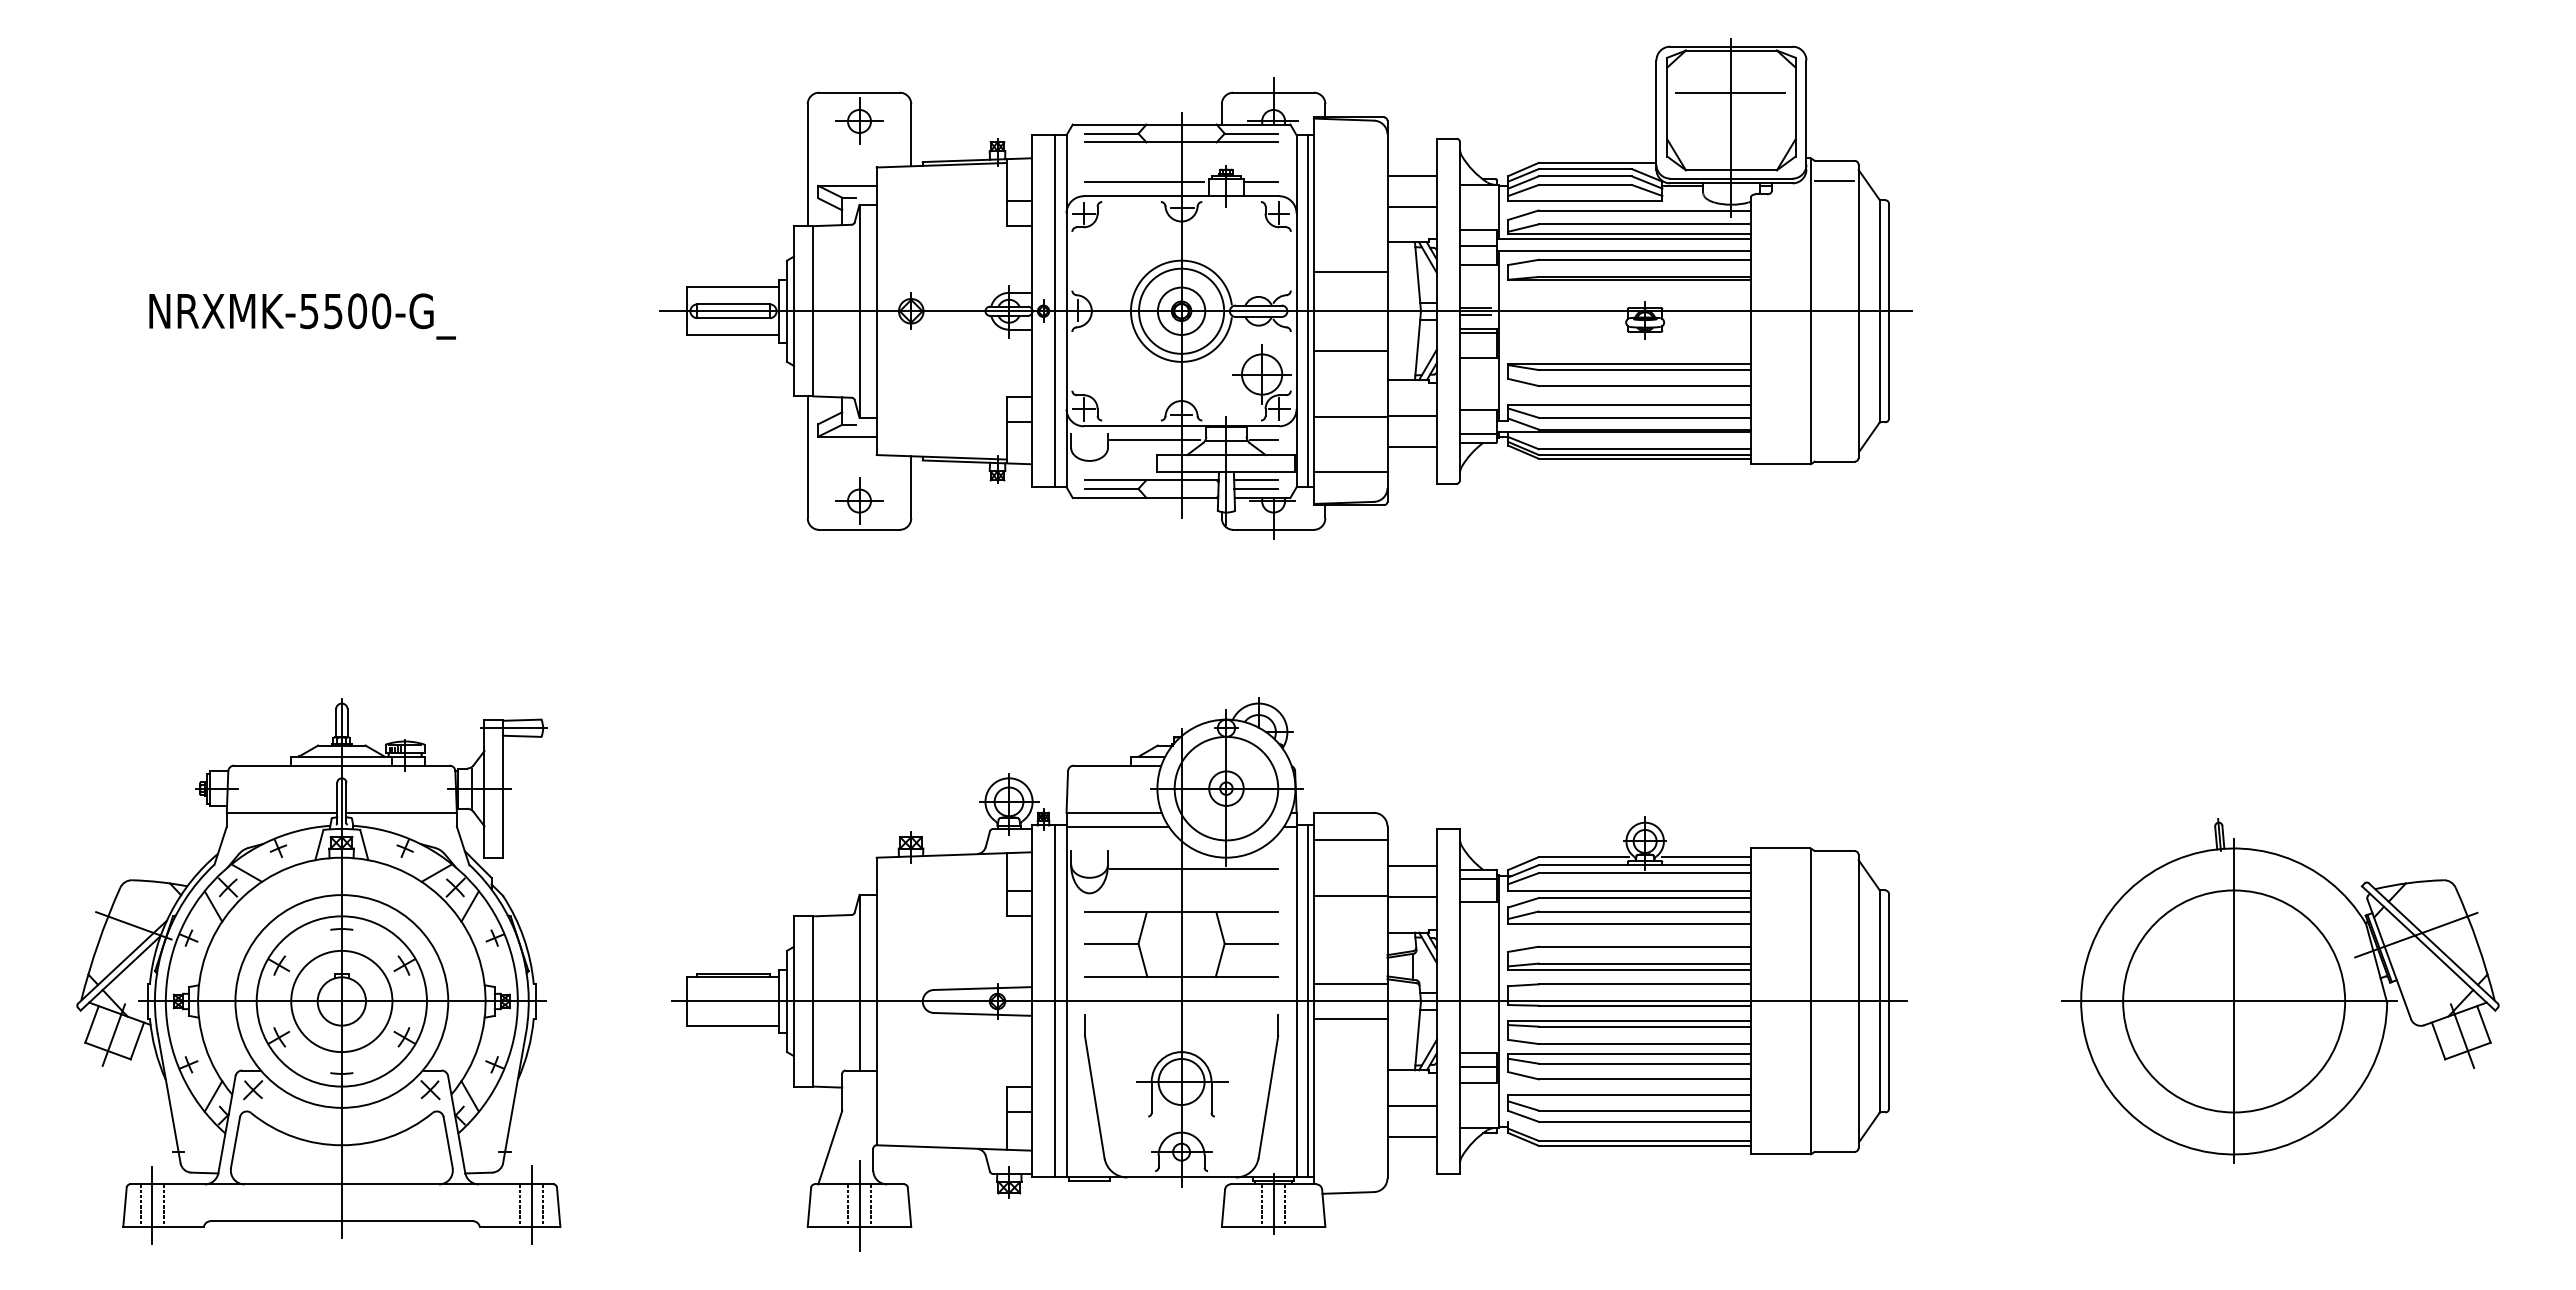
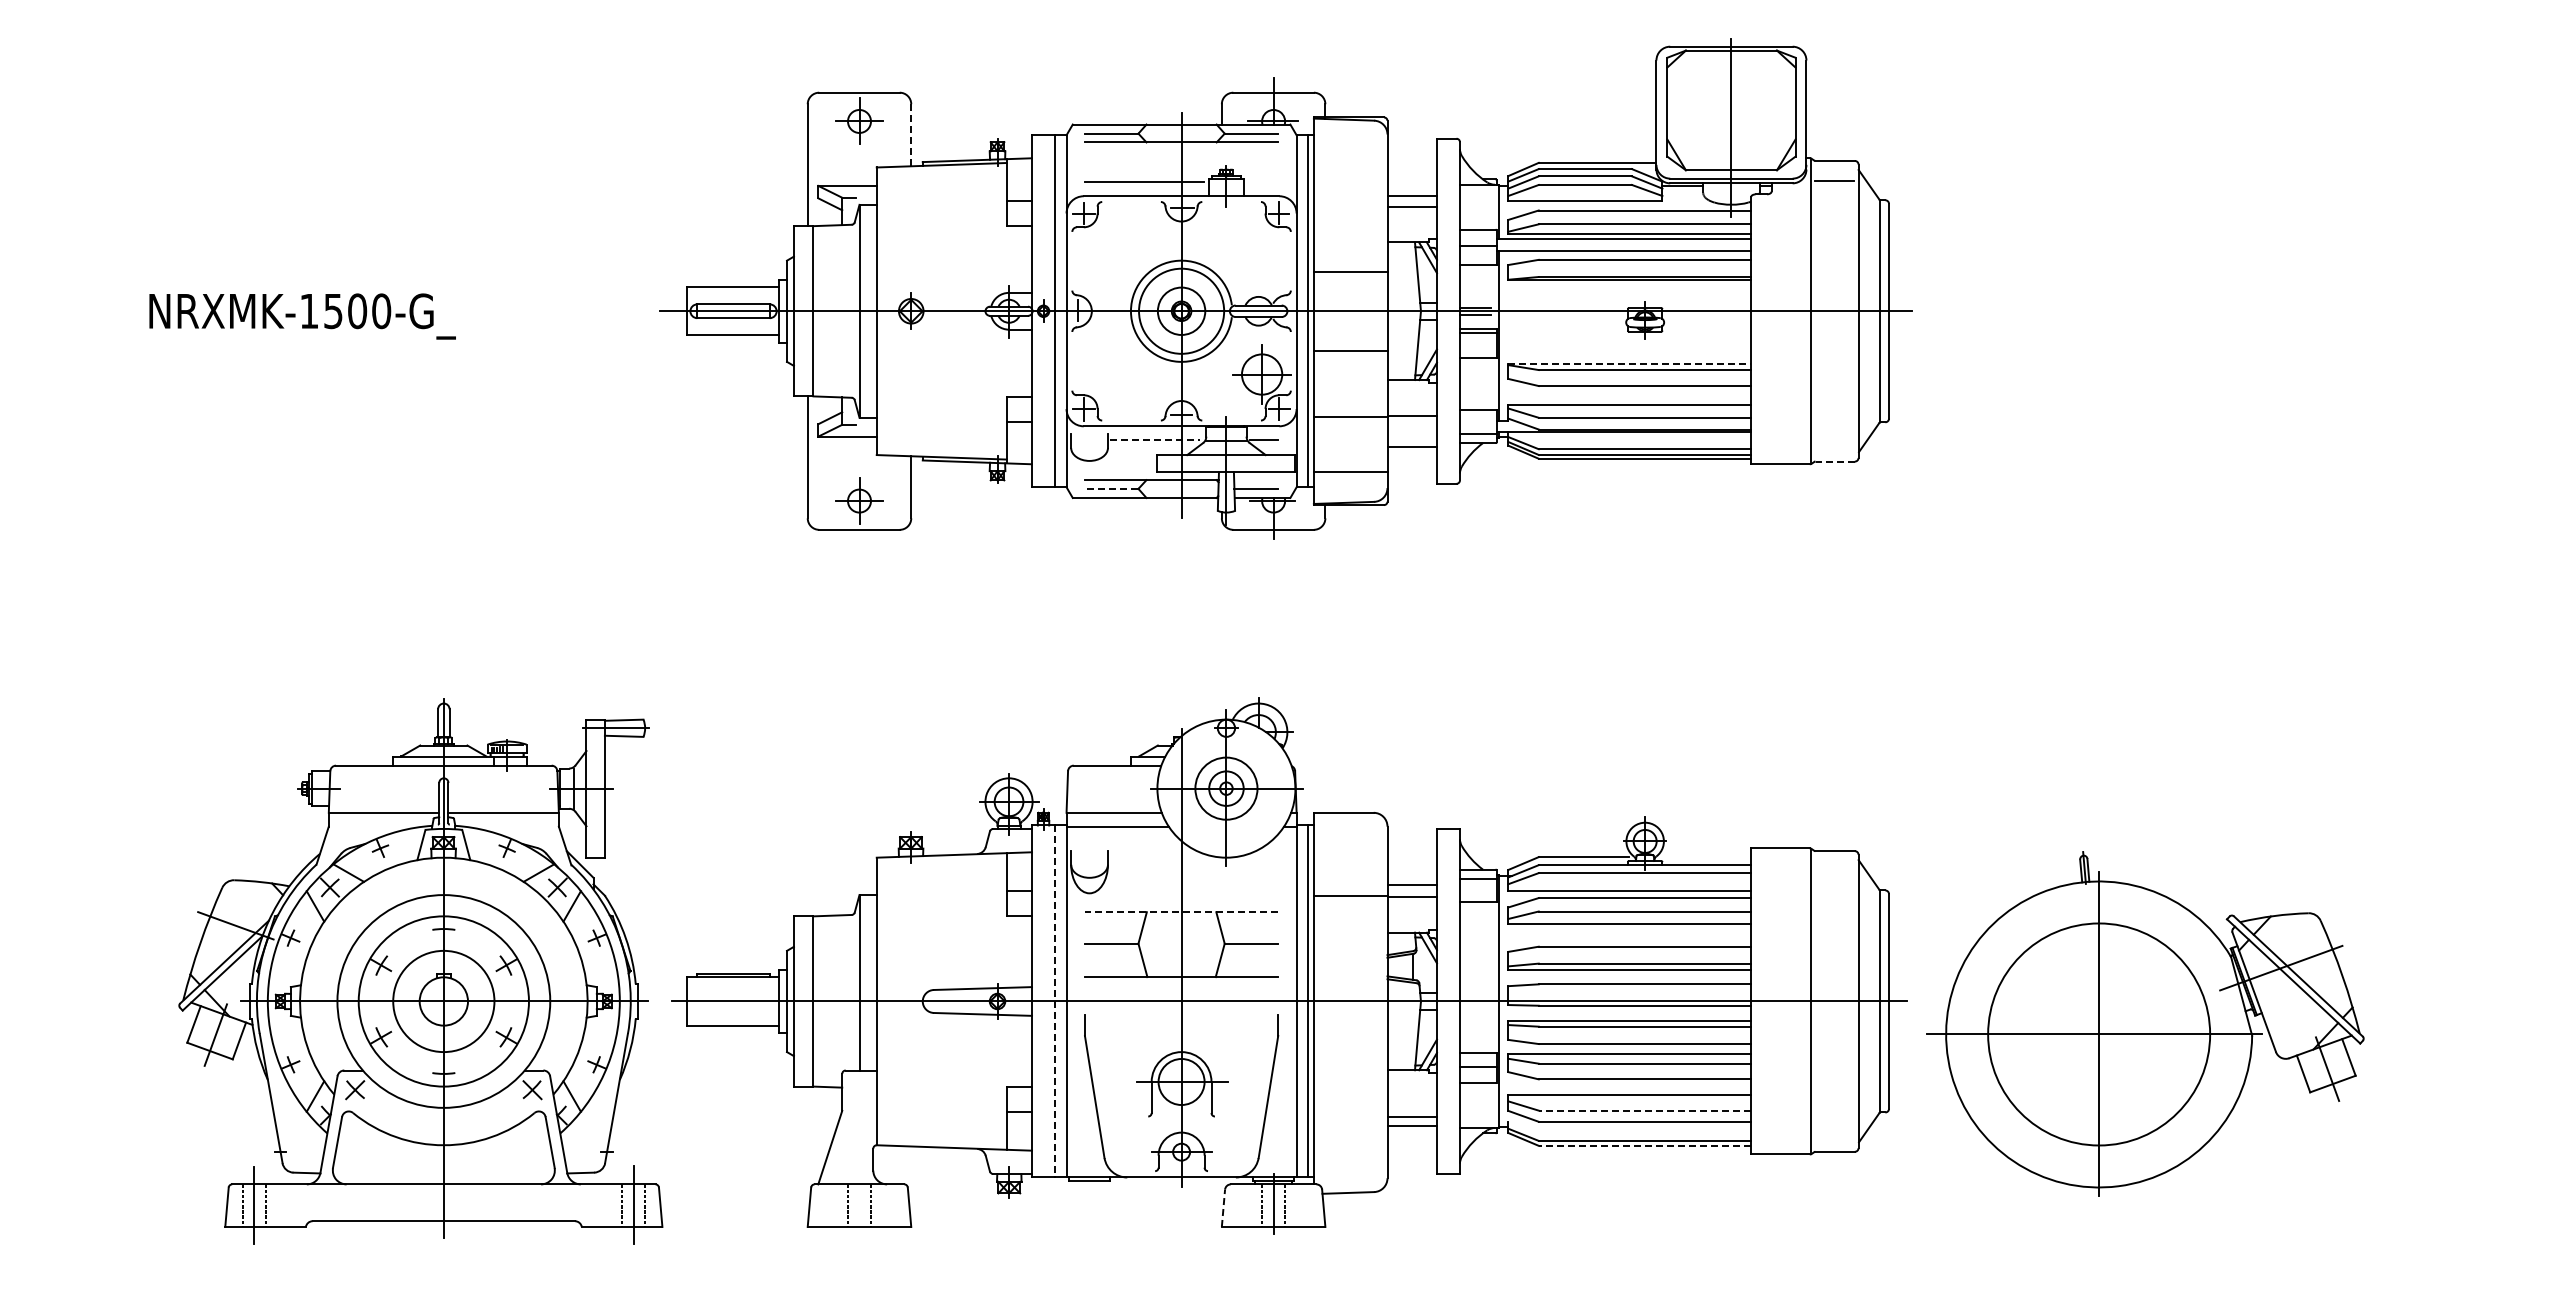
line: present -> none (1730, 93)
line: solid -> dashed (911, 135)
line position: (1411, 175) -> (1411, 195) (1411, 195)
line: present -> none (1262, 182)
text: NRXMK-5500-G_ -> NRXMK-1500-G_ (309, 311)
line: solid -> dashed (1630, 364)
line: solid -> dashed (1155, 440)
line: solid -> dashed (1835, 461)
line: present -> none (1256, 480)
line: solid -> dashed (1111, 488)
circle diameter: 104 px -> 62 px (1226, 788)
line: present -> none (1350, 840)
line: present -> none (1706, 857)
line position: (1411, 865) -> (1411, 884) (1411, 884)
line: present -> none (1194, 869)
line: solid -> dashed (1181, 912)
part position: (318, 971) -> (420, 971) (420, 971)
line: present -> none (1350, 984)
part position: (2280, 990) -> (2145, 1023) (2145, 1023)
line: solid -> dashed (1055, 1001)
line: present -> none (1350, 1018)
line position: (1411, 1106) -> (1411, 1126) (1411, 1126)
line: solid -> dashed (1644, 1110)
line position: (1411, 1137) -> (1411, 1117) (1411, 1117)
line: solid -> dashed (1644, 1145)
line: present -> none (859, 1205)
line: solid -> dashed (1223, 1208)
